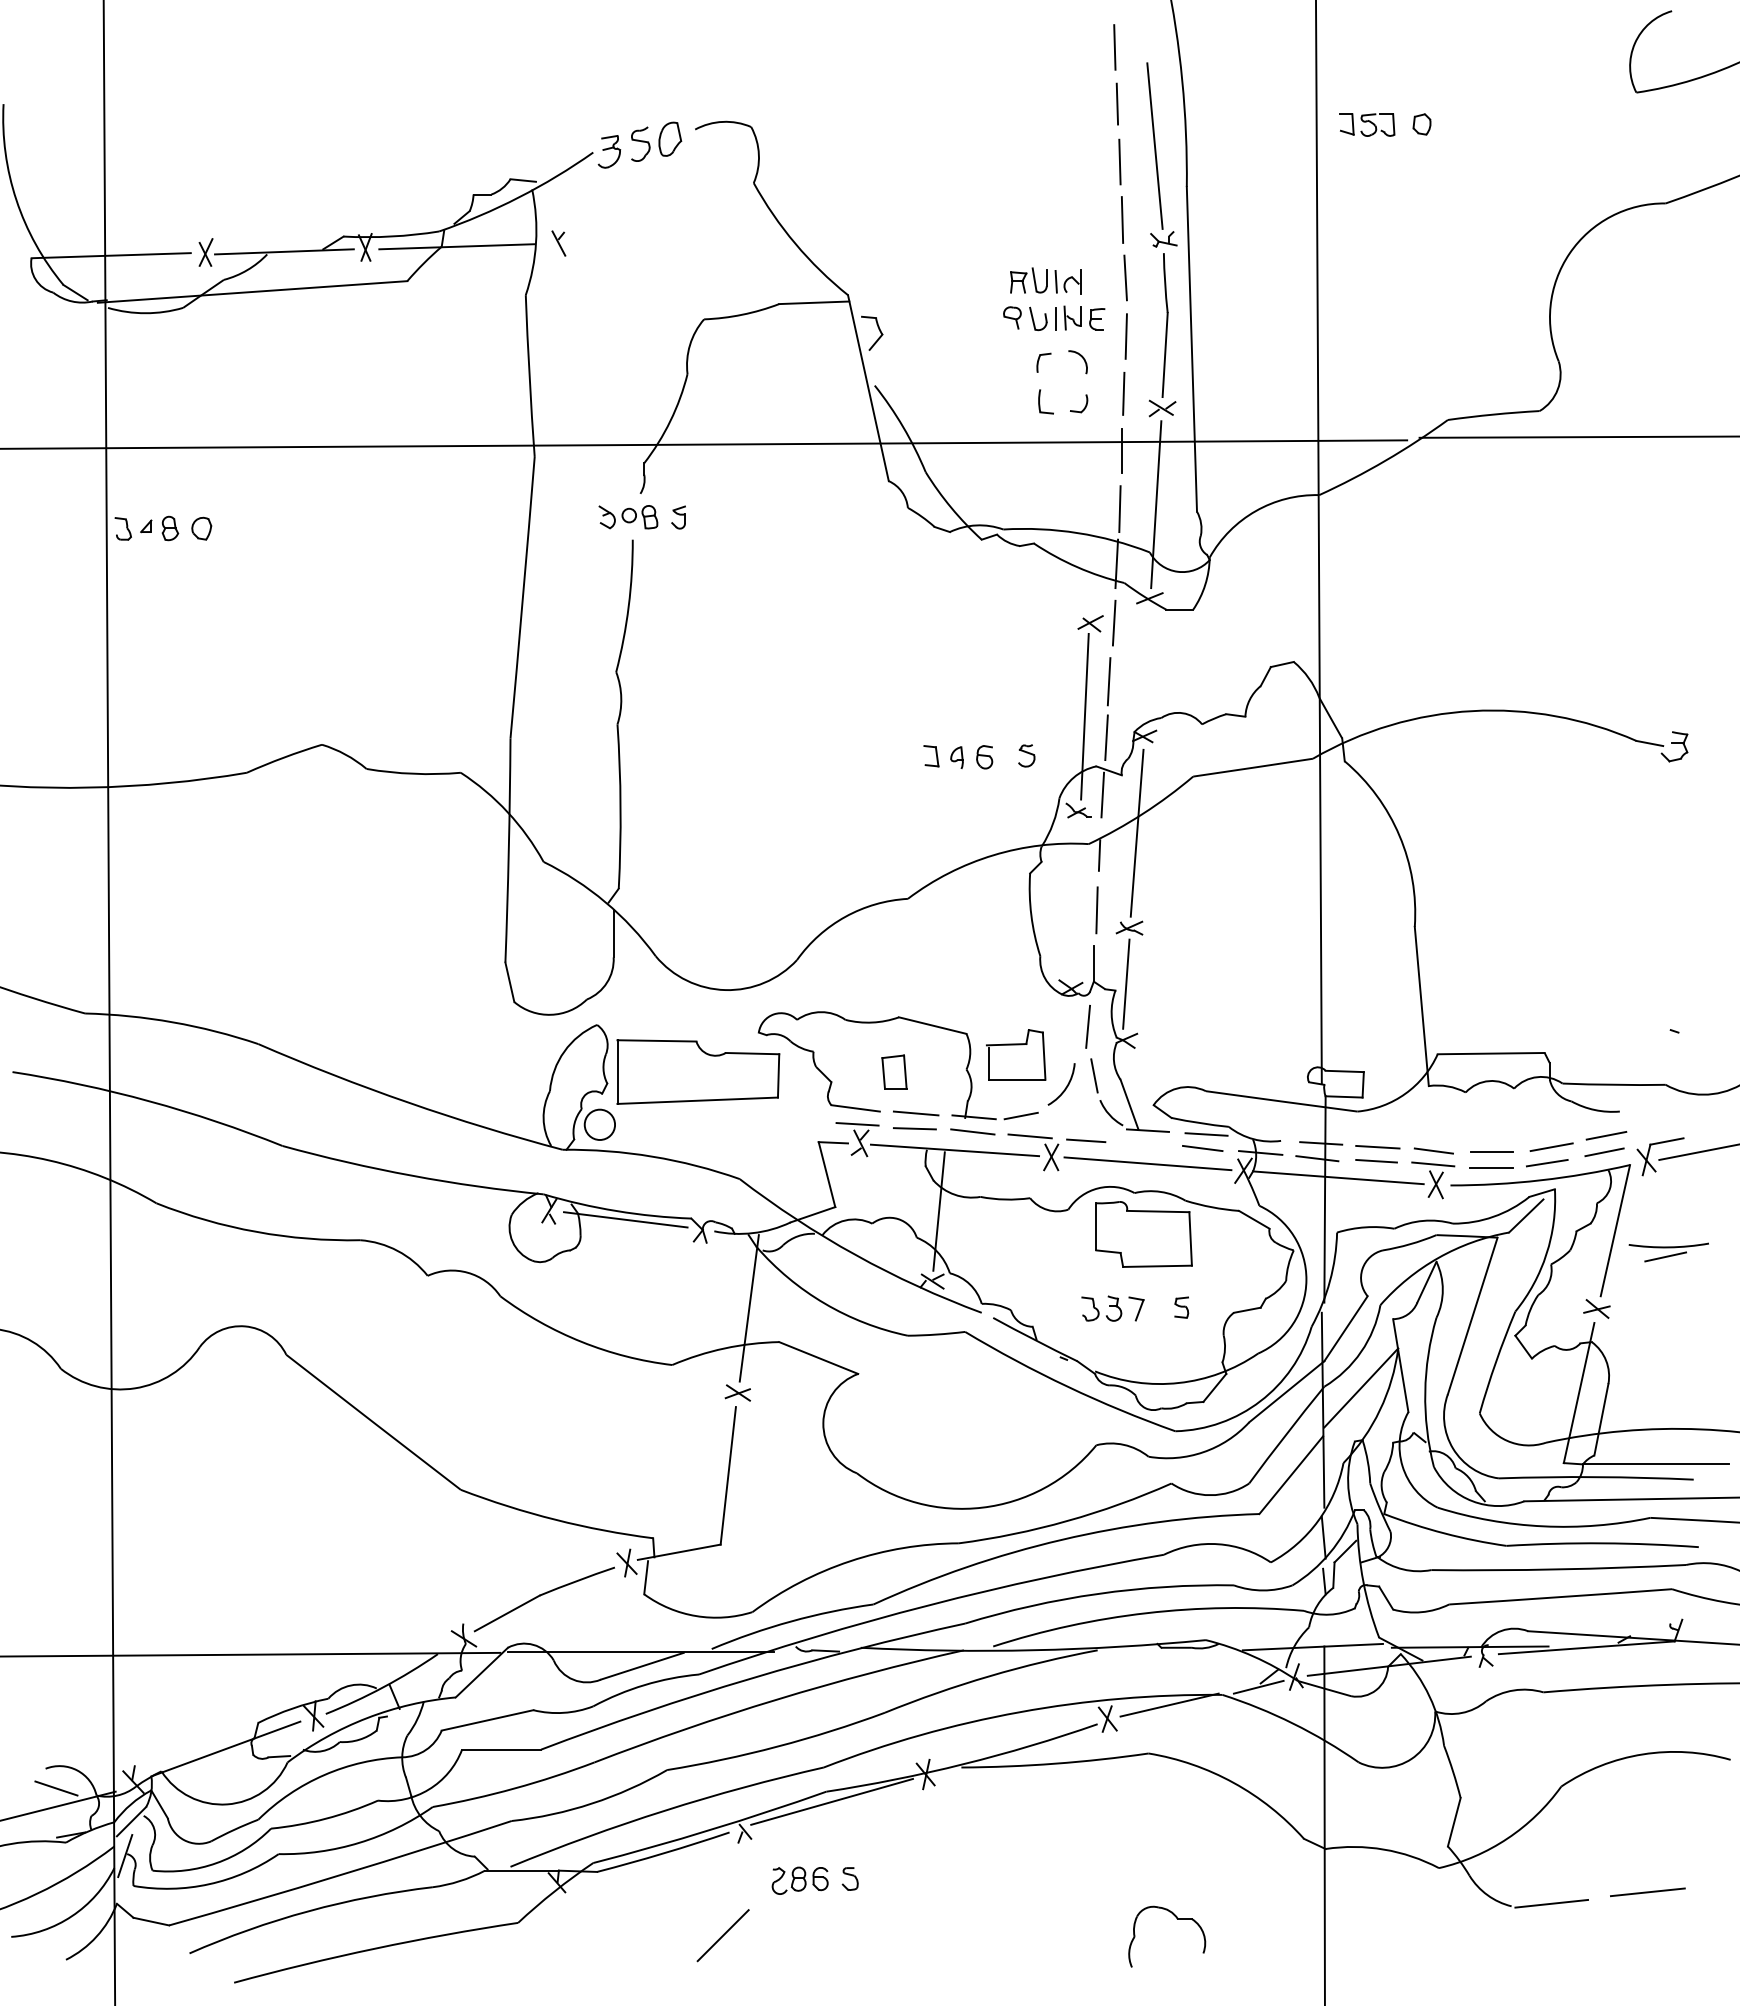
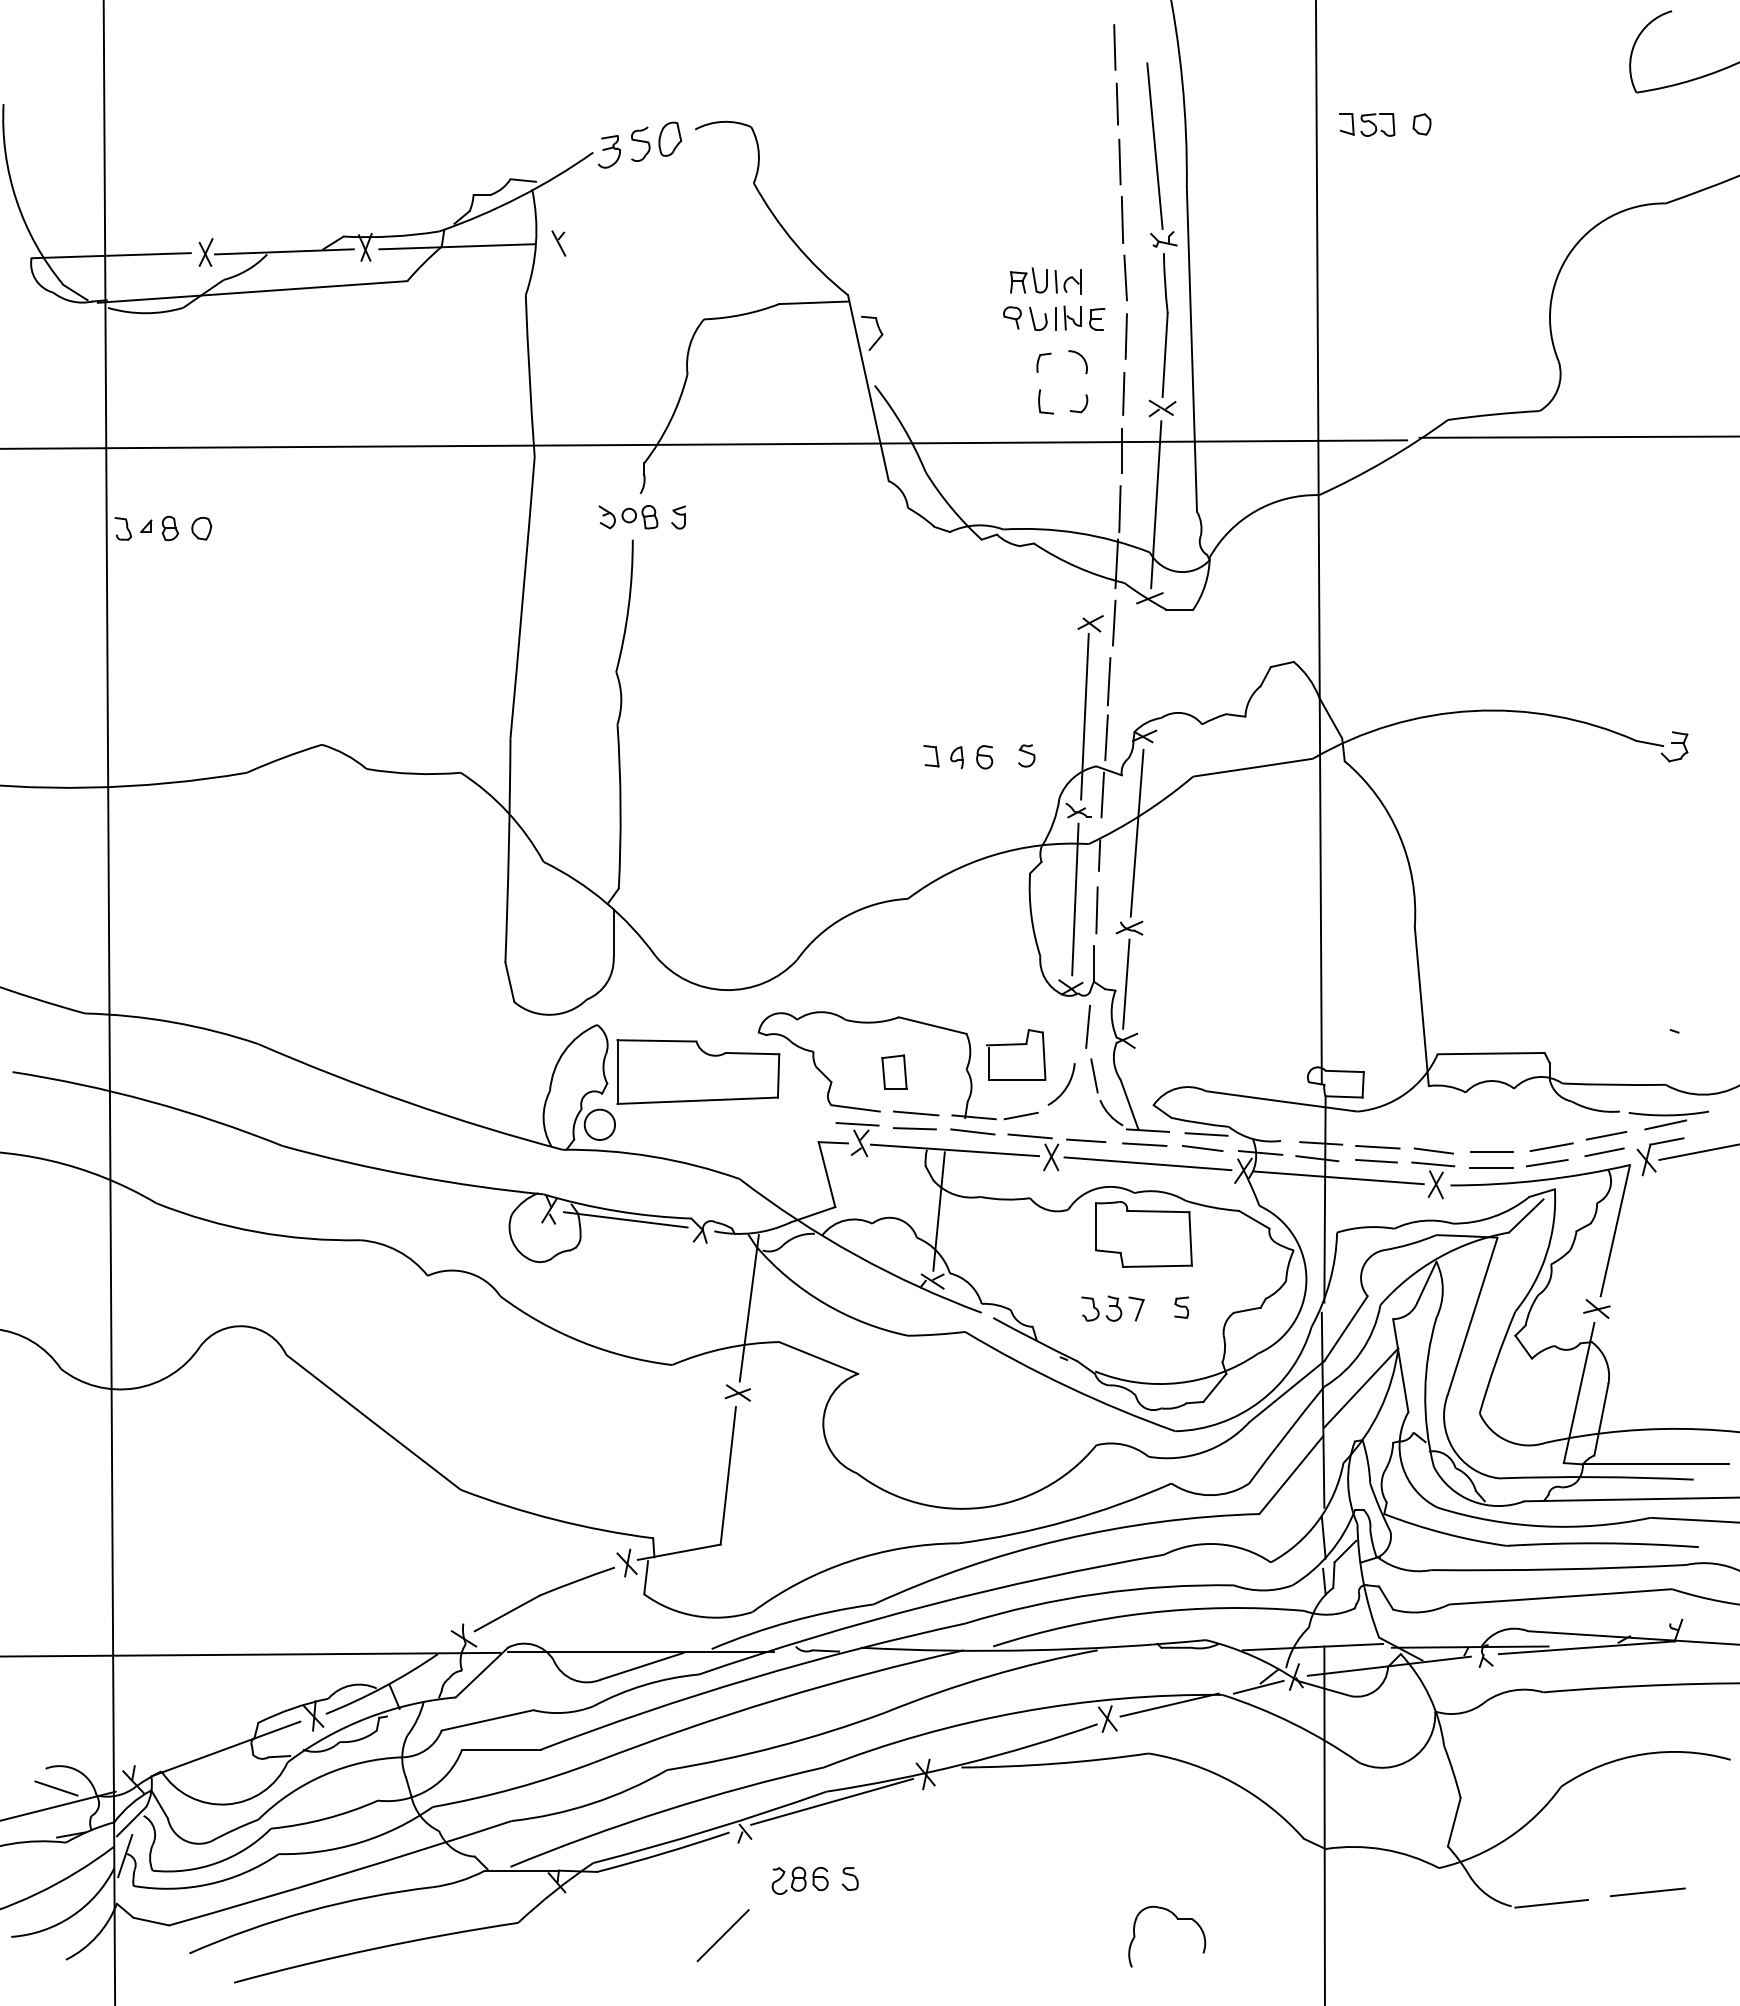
line: none -> present (1075, 899)
line: none -> present (1144, 1144)
part position: (1668, 1252) -> (1668, 1120) (1668, 1120)
